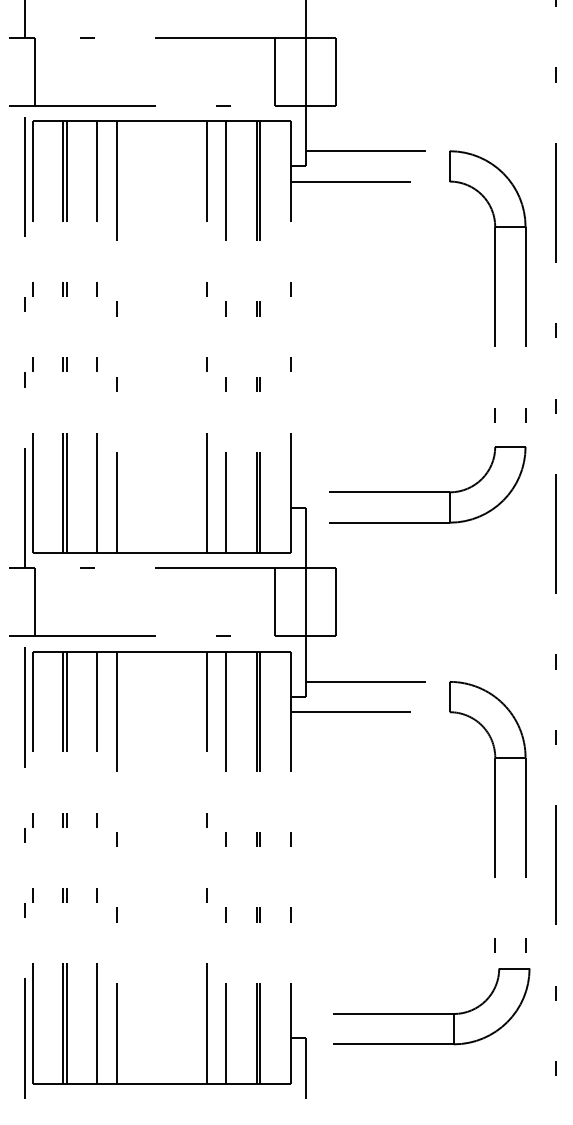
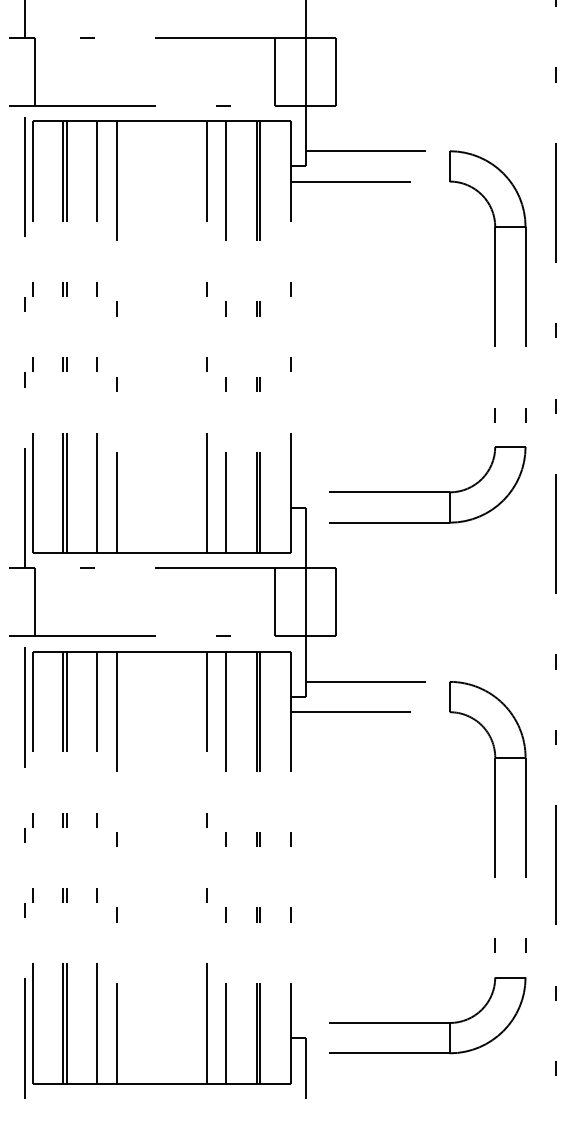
part position: (431, 1013) -> (427, 1022) (427, 1022)
